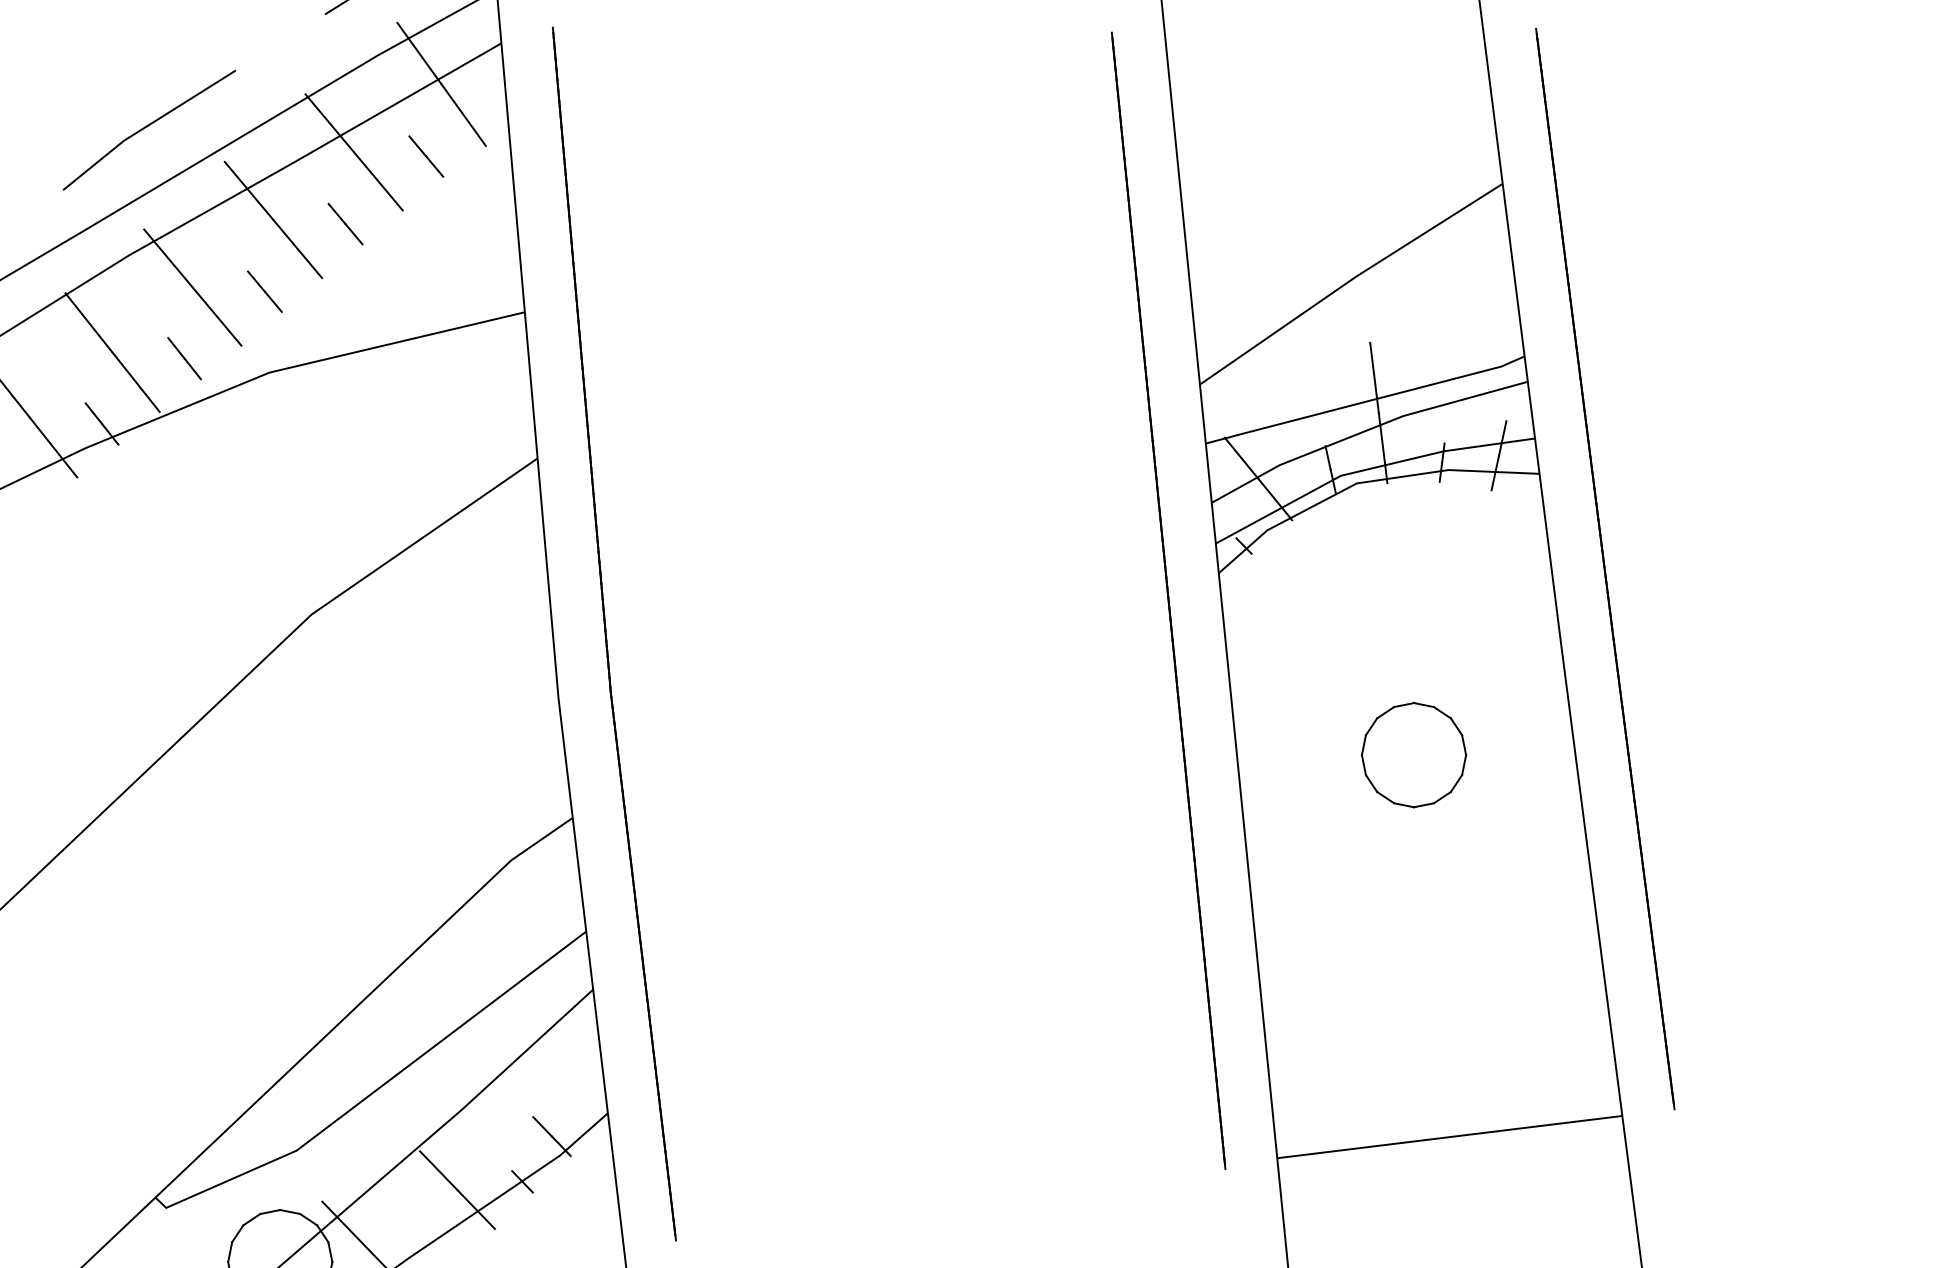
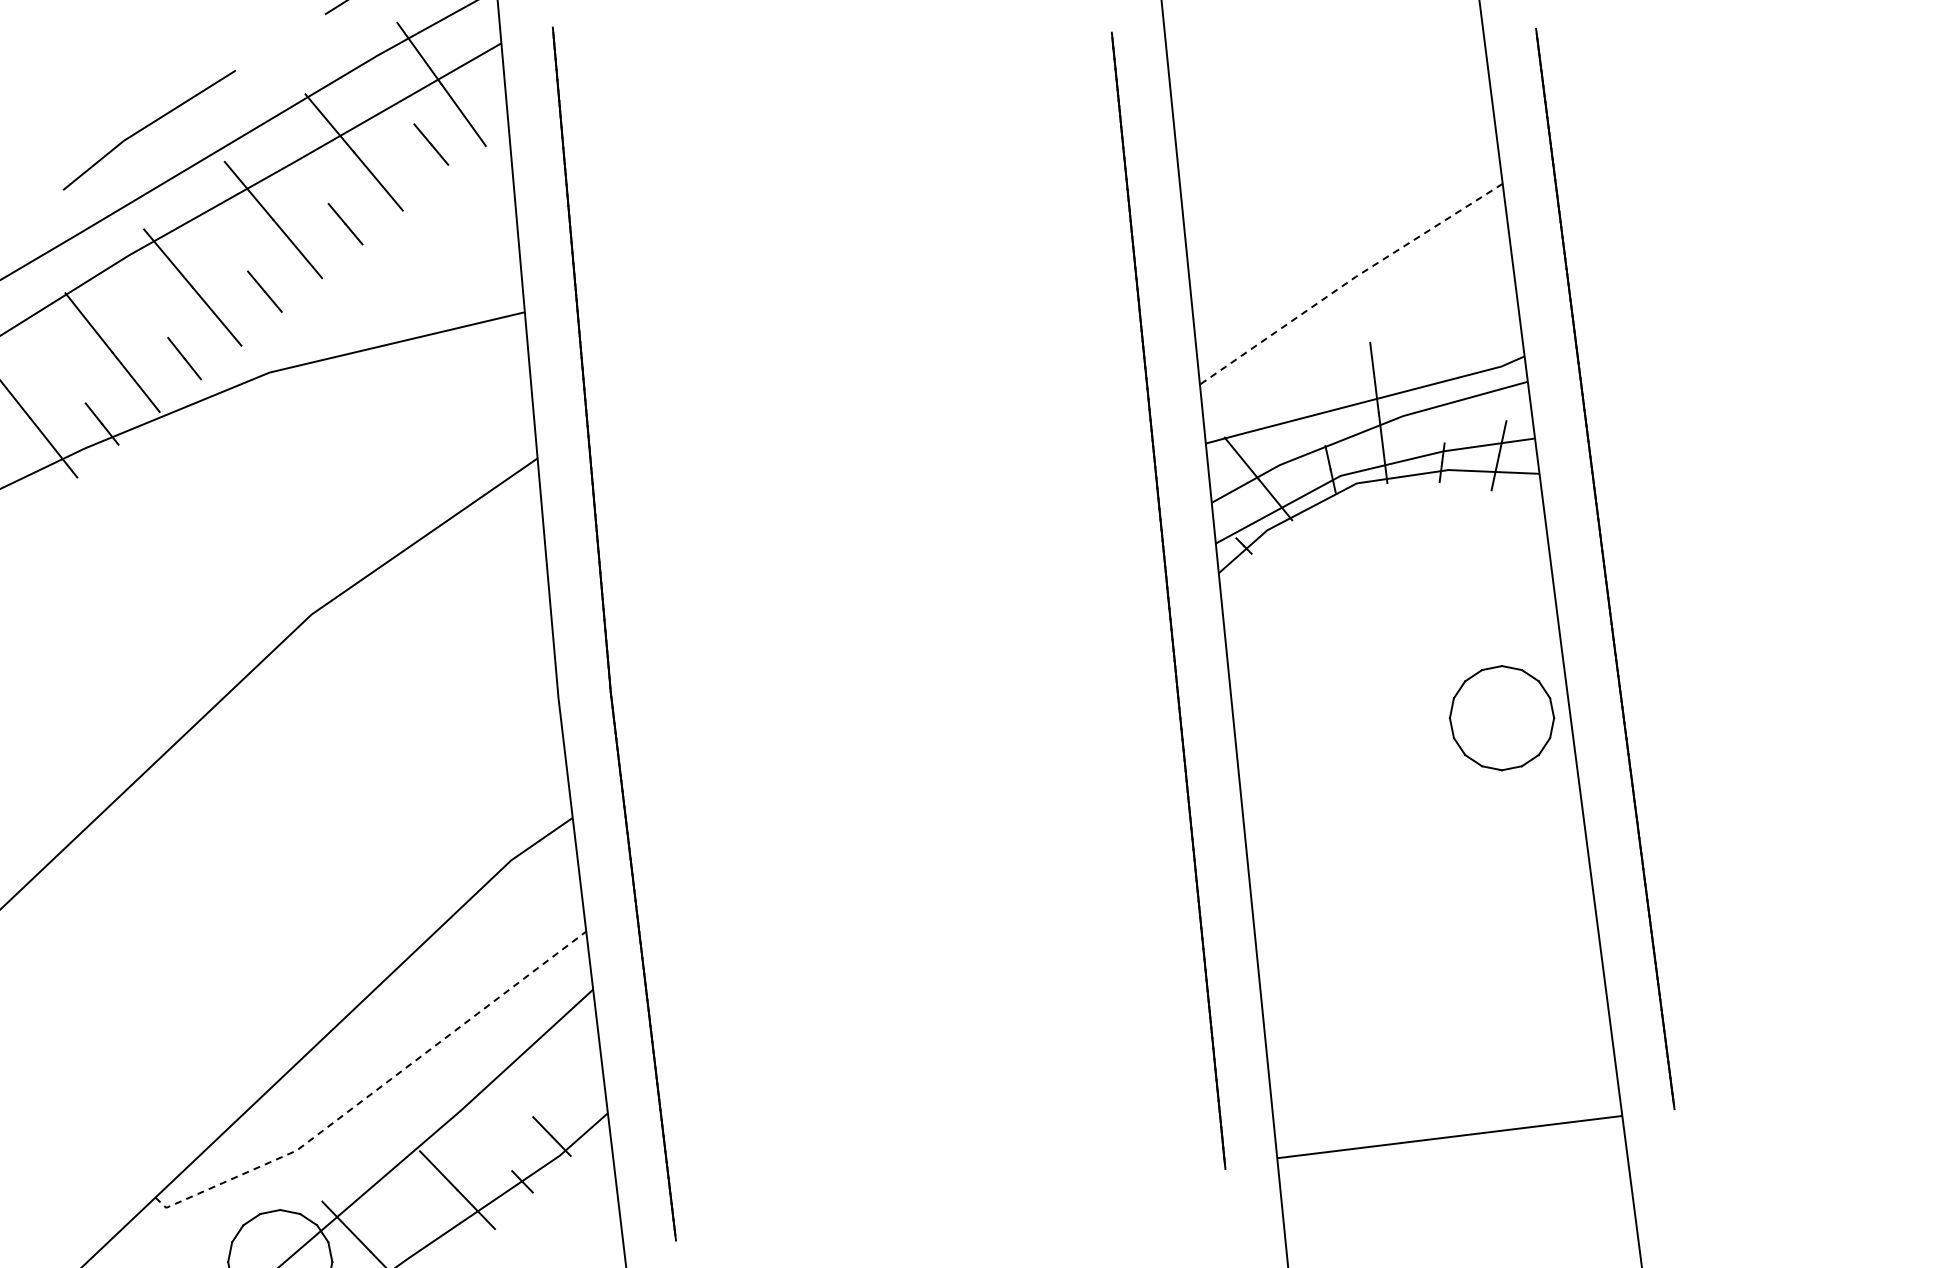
line position: (426, 156) -> (431, 144) (431, 144)
line: solid -> dashed (1349, 281)
part position: (1414, 755) -> (1502, 718) (1502, 718)
line: solid -> dashed (377, 1089)
